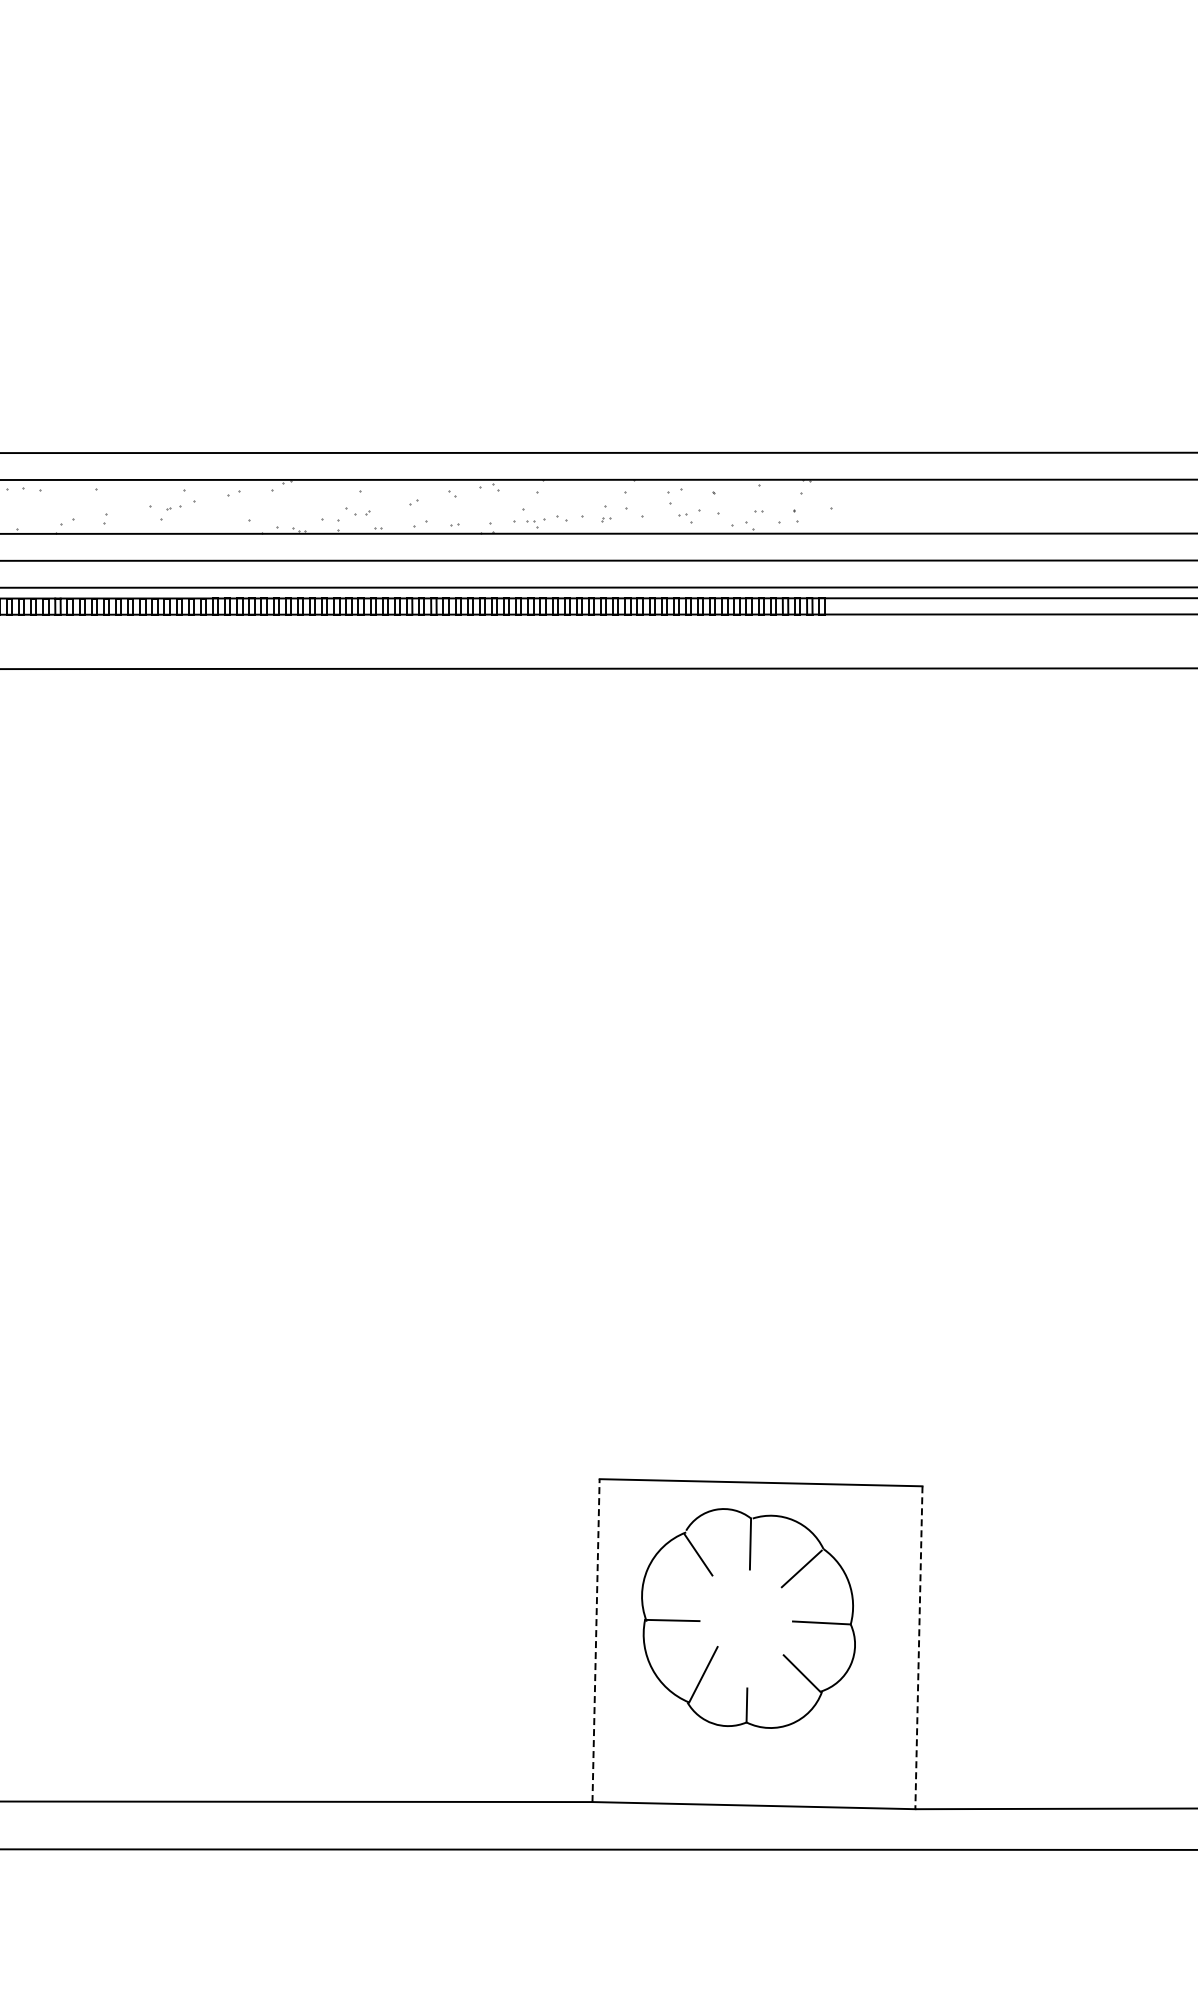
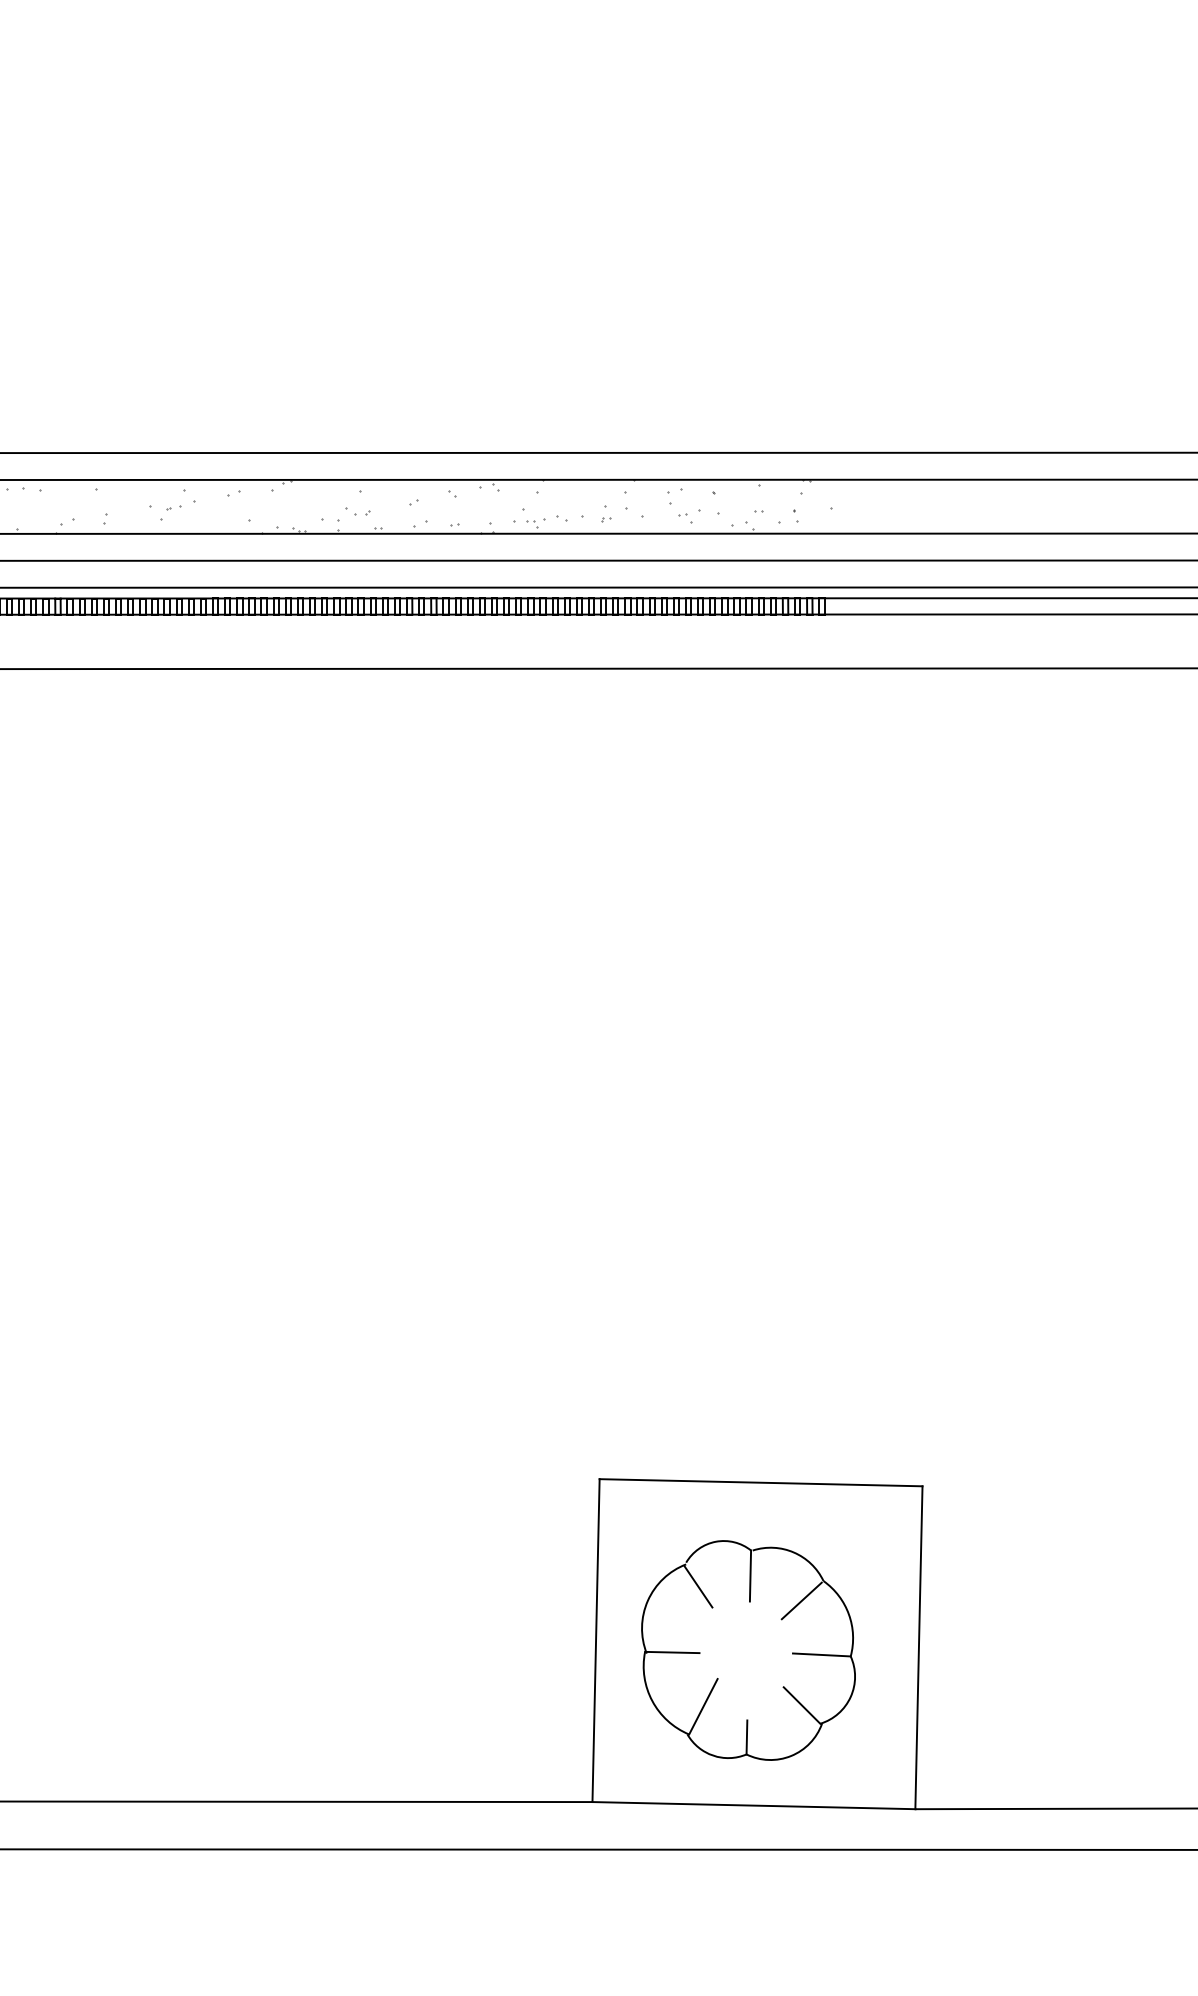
part position: (748, 1618) -> (748, 1650) (748, 1650)
line: dashed -> solid (596, 1640)
line: dashed -> solid (918, 1648)
